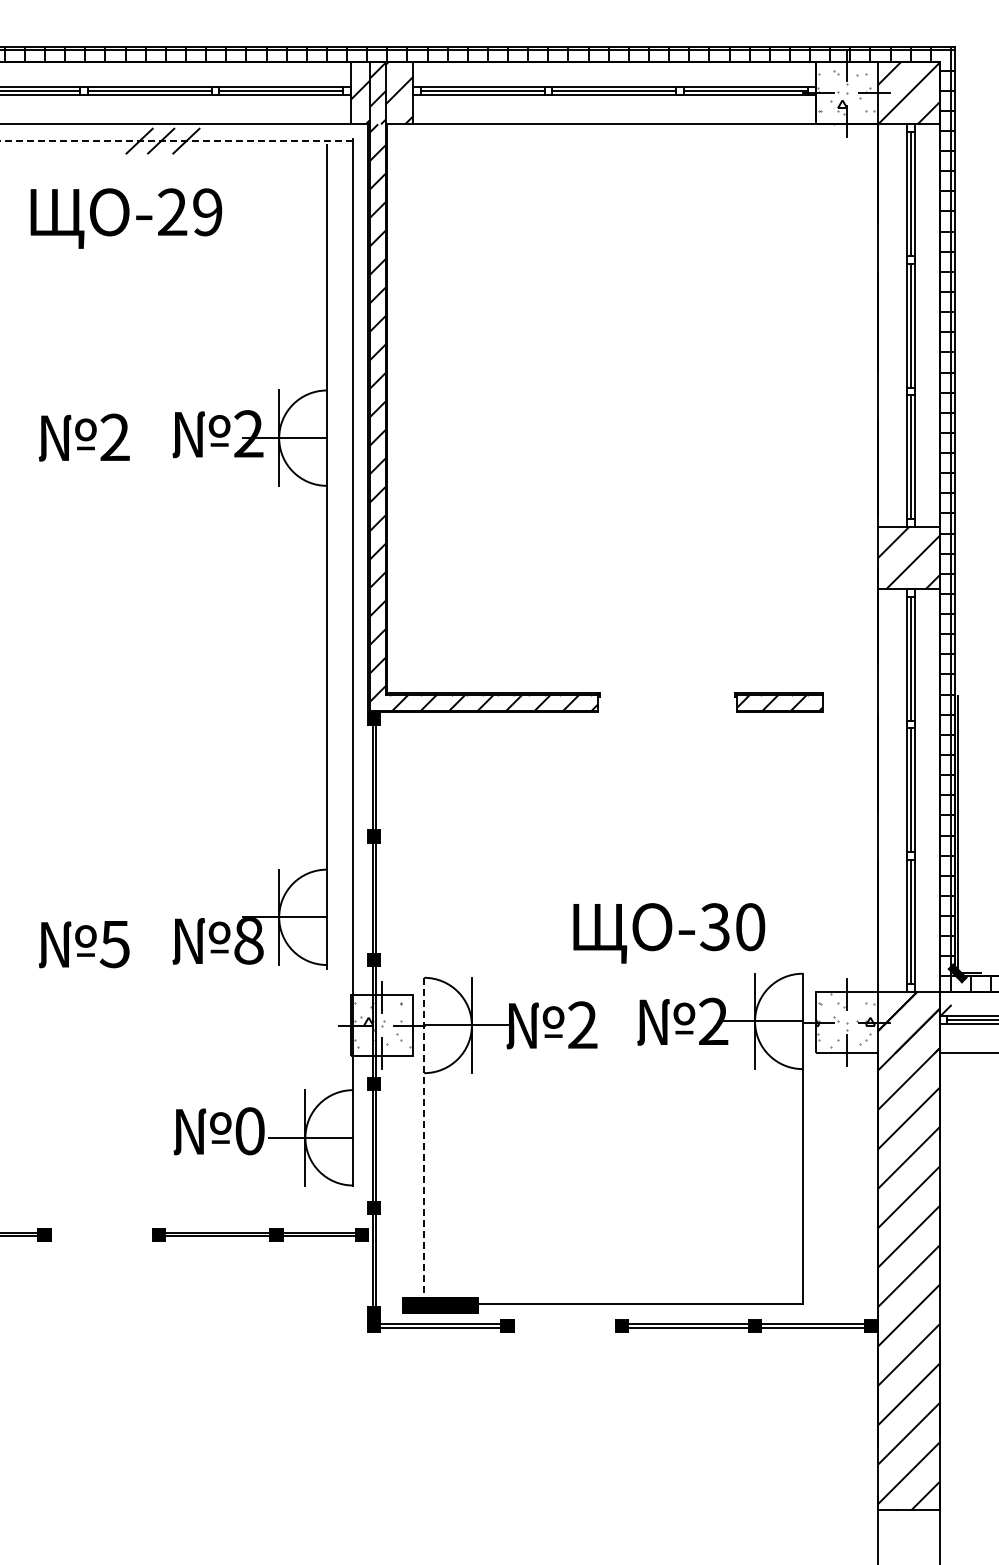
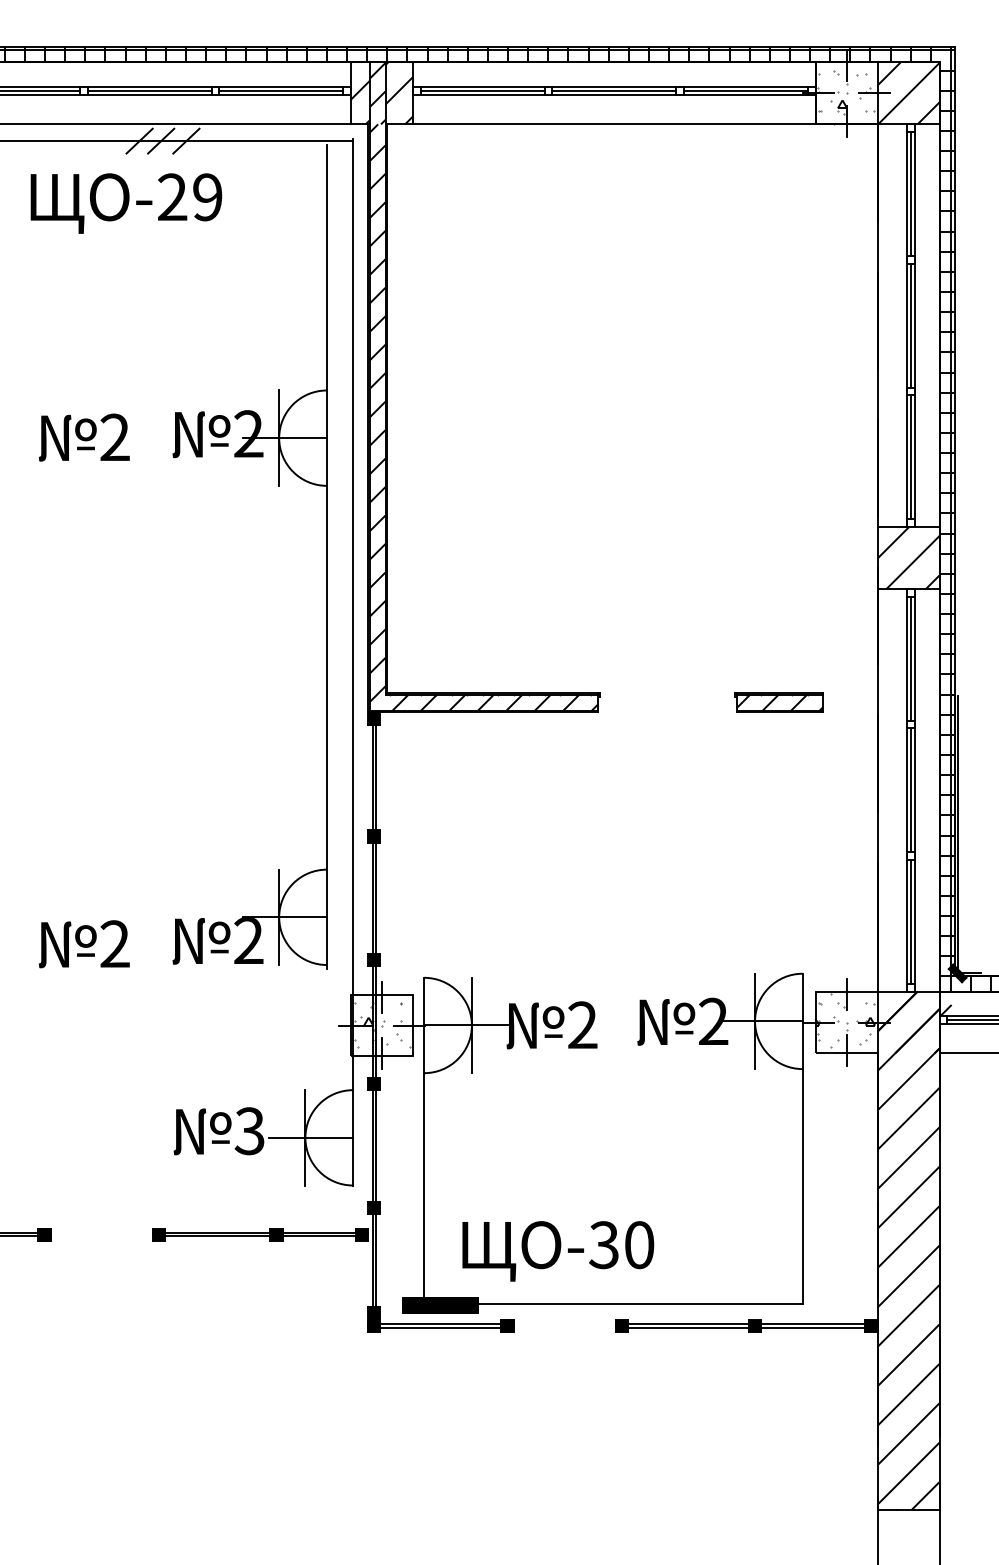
line: dashed -> solid (176, 141)
text position: (126, 218) -> (126, 203) (126, 203)
text position: (669, 933) -> (558, 1251) (558, 1251)
text: 8 -> 2 (248, 940)
text: 5 -> 2 (114, 944)
text: 0 -> 3 (249, 1131)
line: dashed -> solid (424, 1138)
